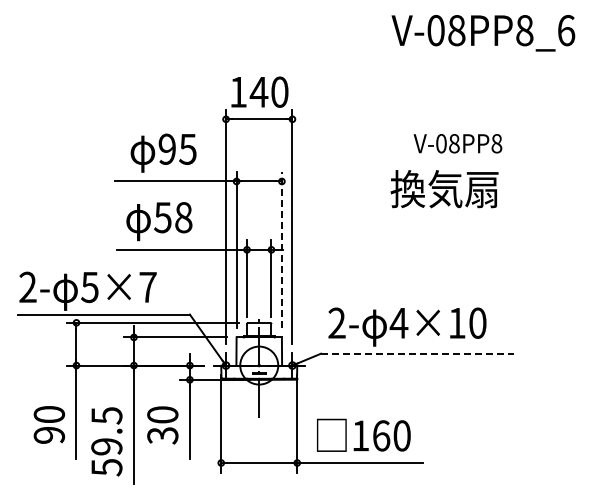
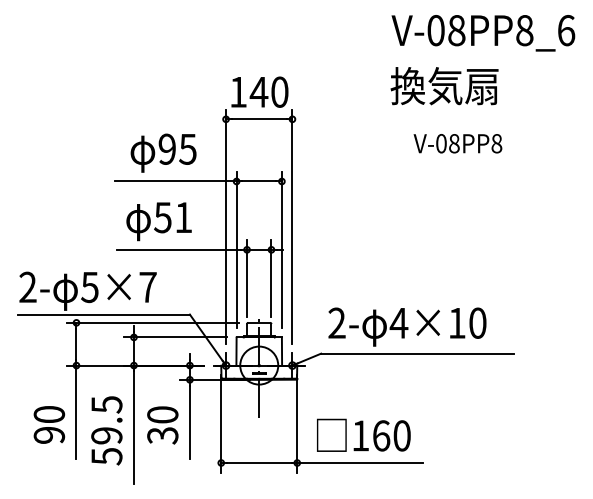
text position: (444, 189) -> (444, 86) (444, 86)
text: 58 -> 51 (183, 217)
line: dashed -> solid (281, 249)
line: dashed -> solid (417, 353)
text position: (106, 441) -> (106, 430) (106, 430)
